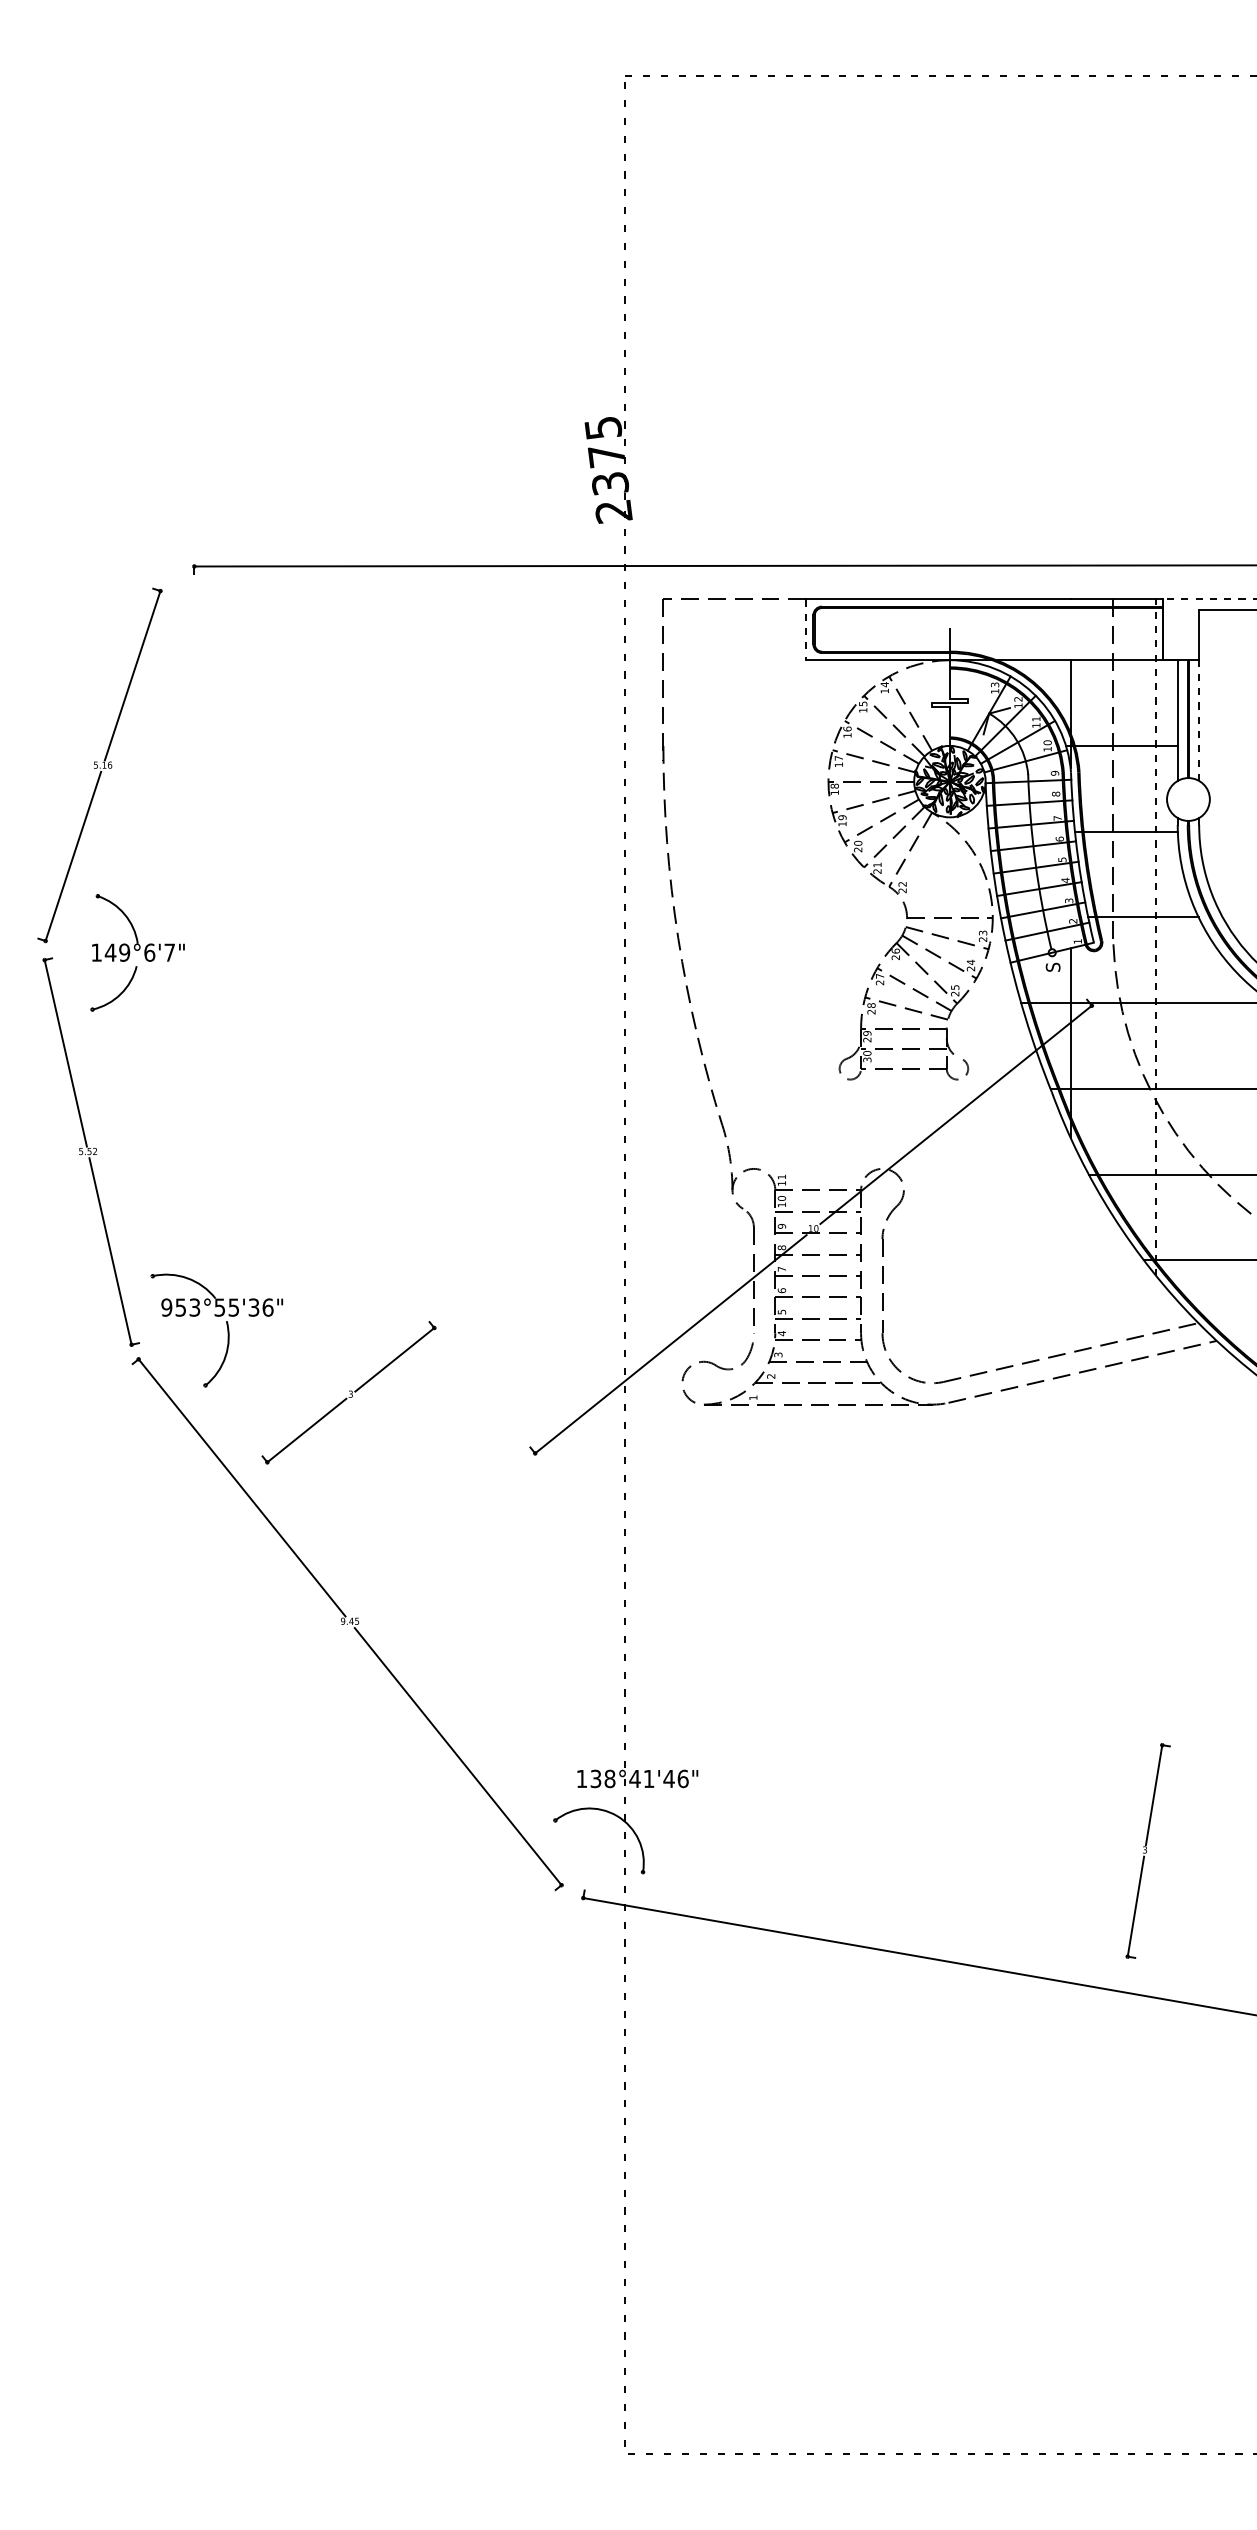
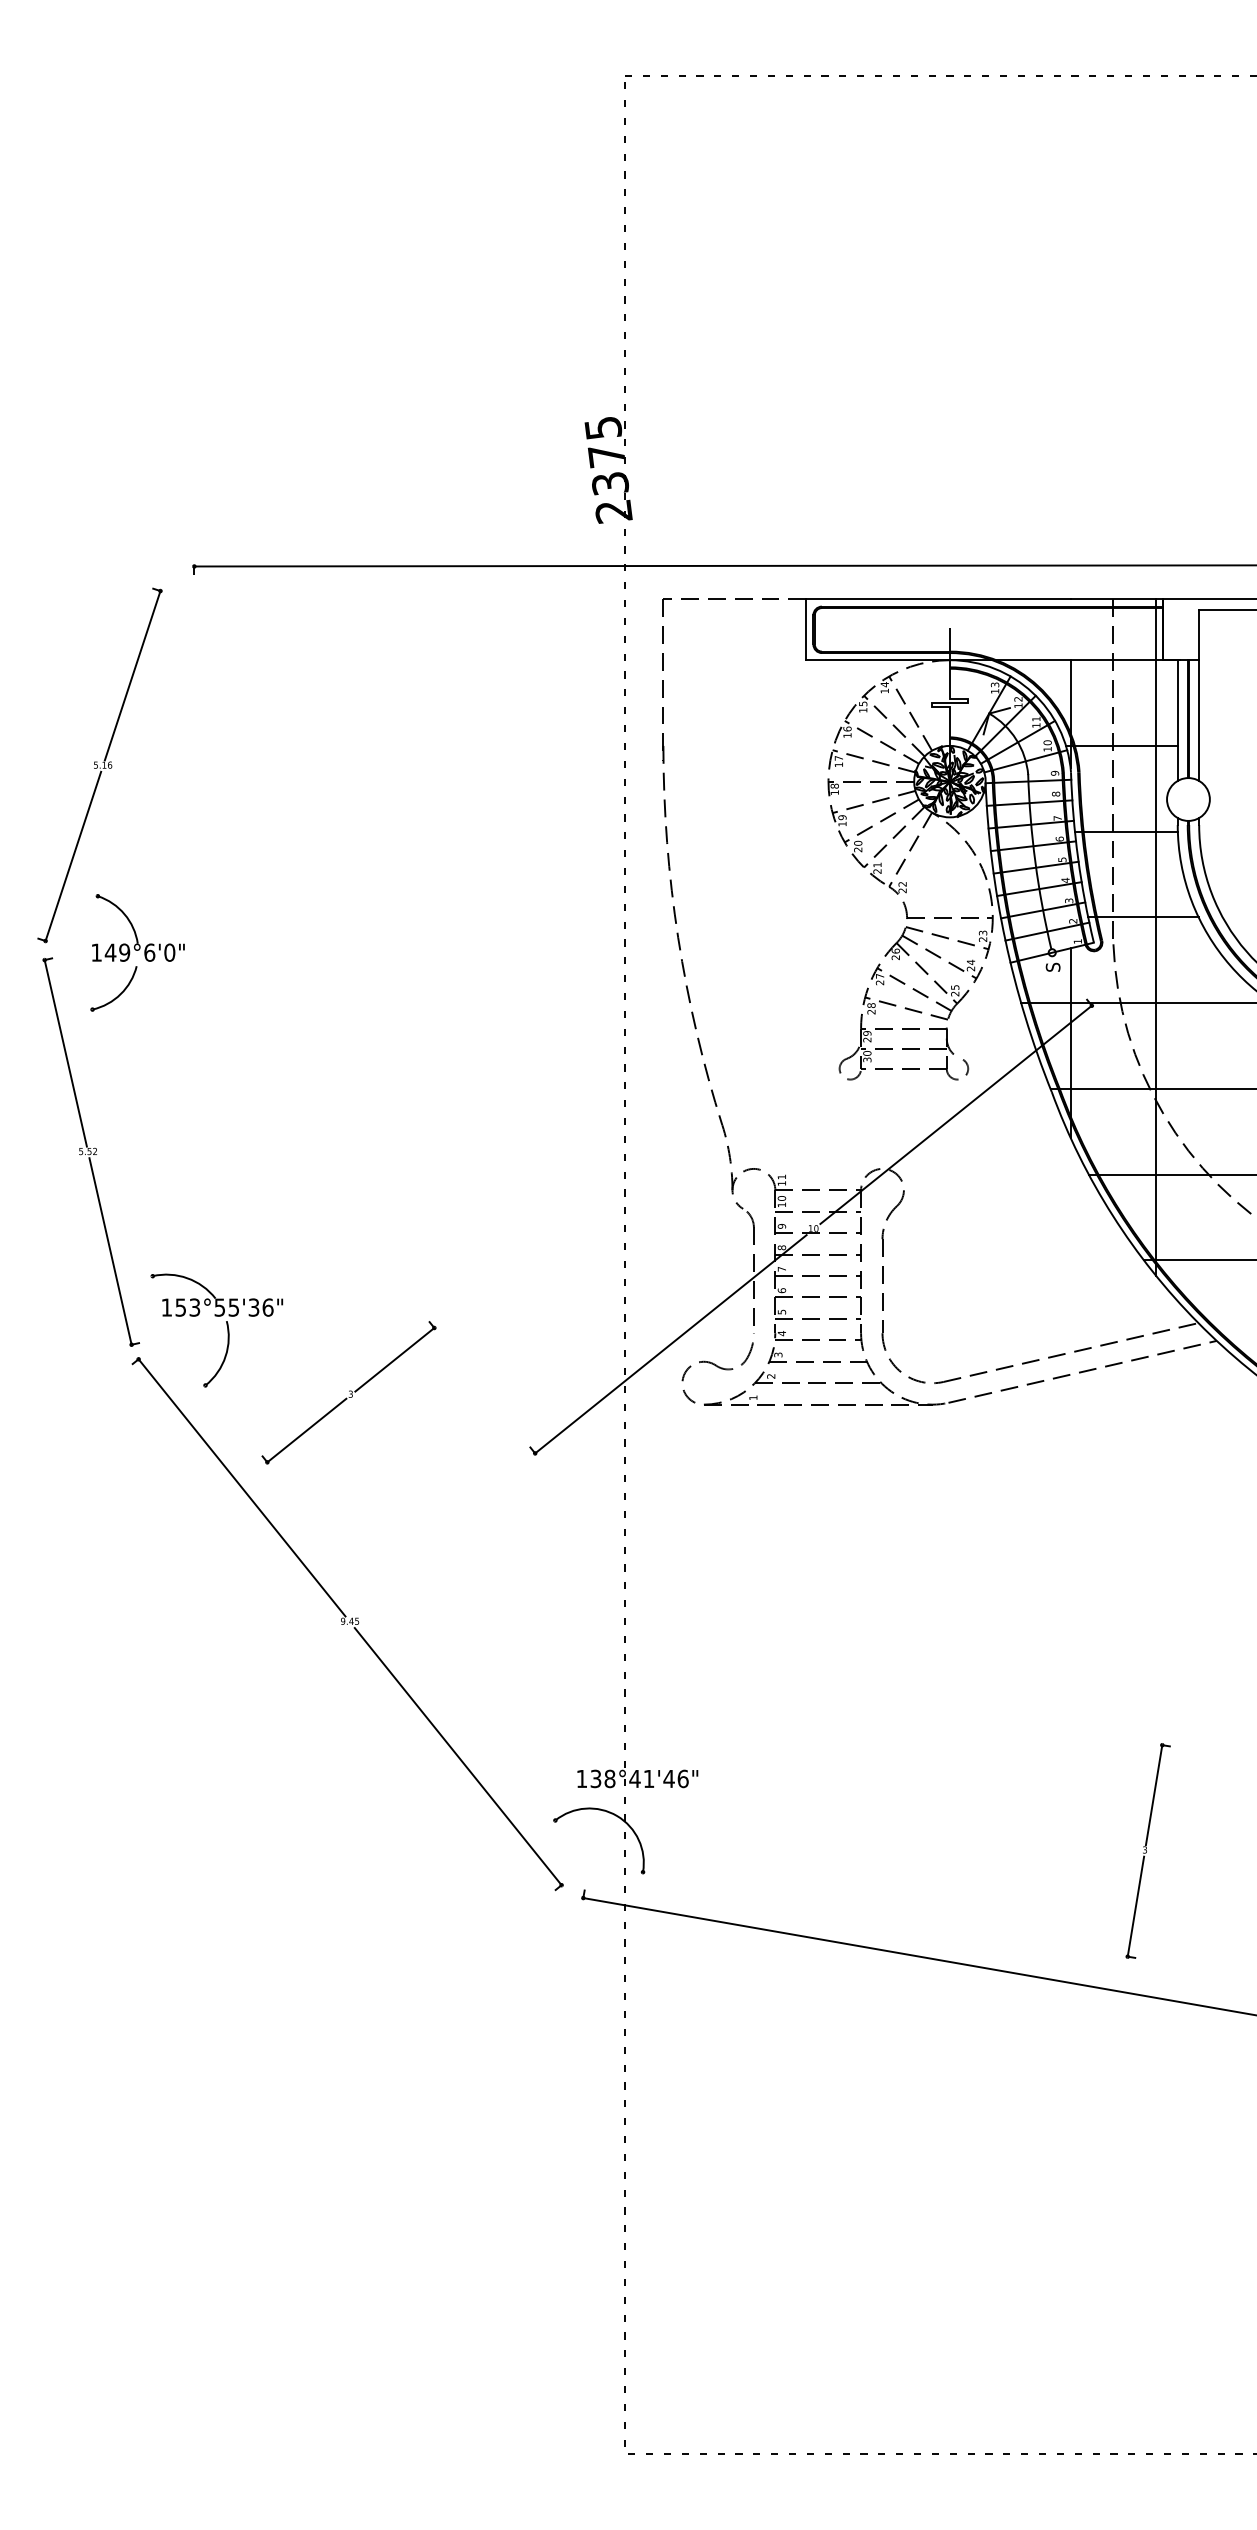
line: dashed -> solid (1209, 599)
line: dashed -> solid (806, 630)
line: dashed -> solid (1199, 720)
line: dashed -> solid (1156, 937)
text: 149°6'7" -> 149°6'0" (169, 952)
text: 953°55'36" -> 153°55'36" (166, 1307)
